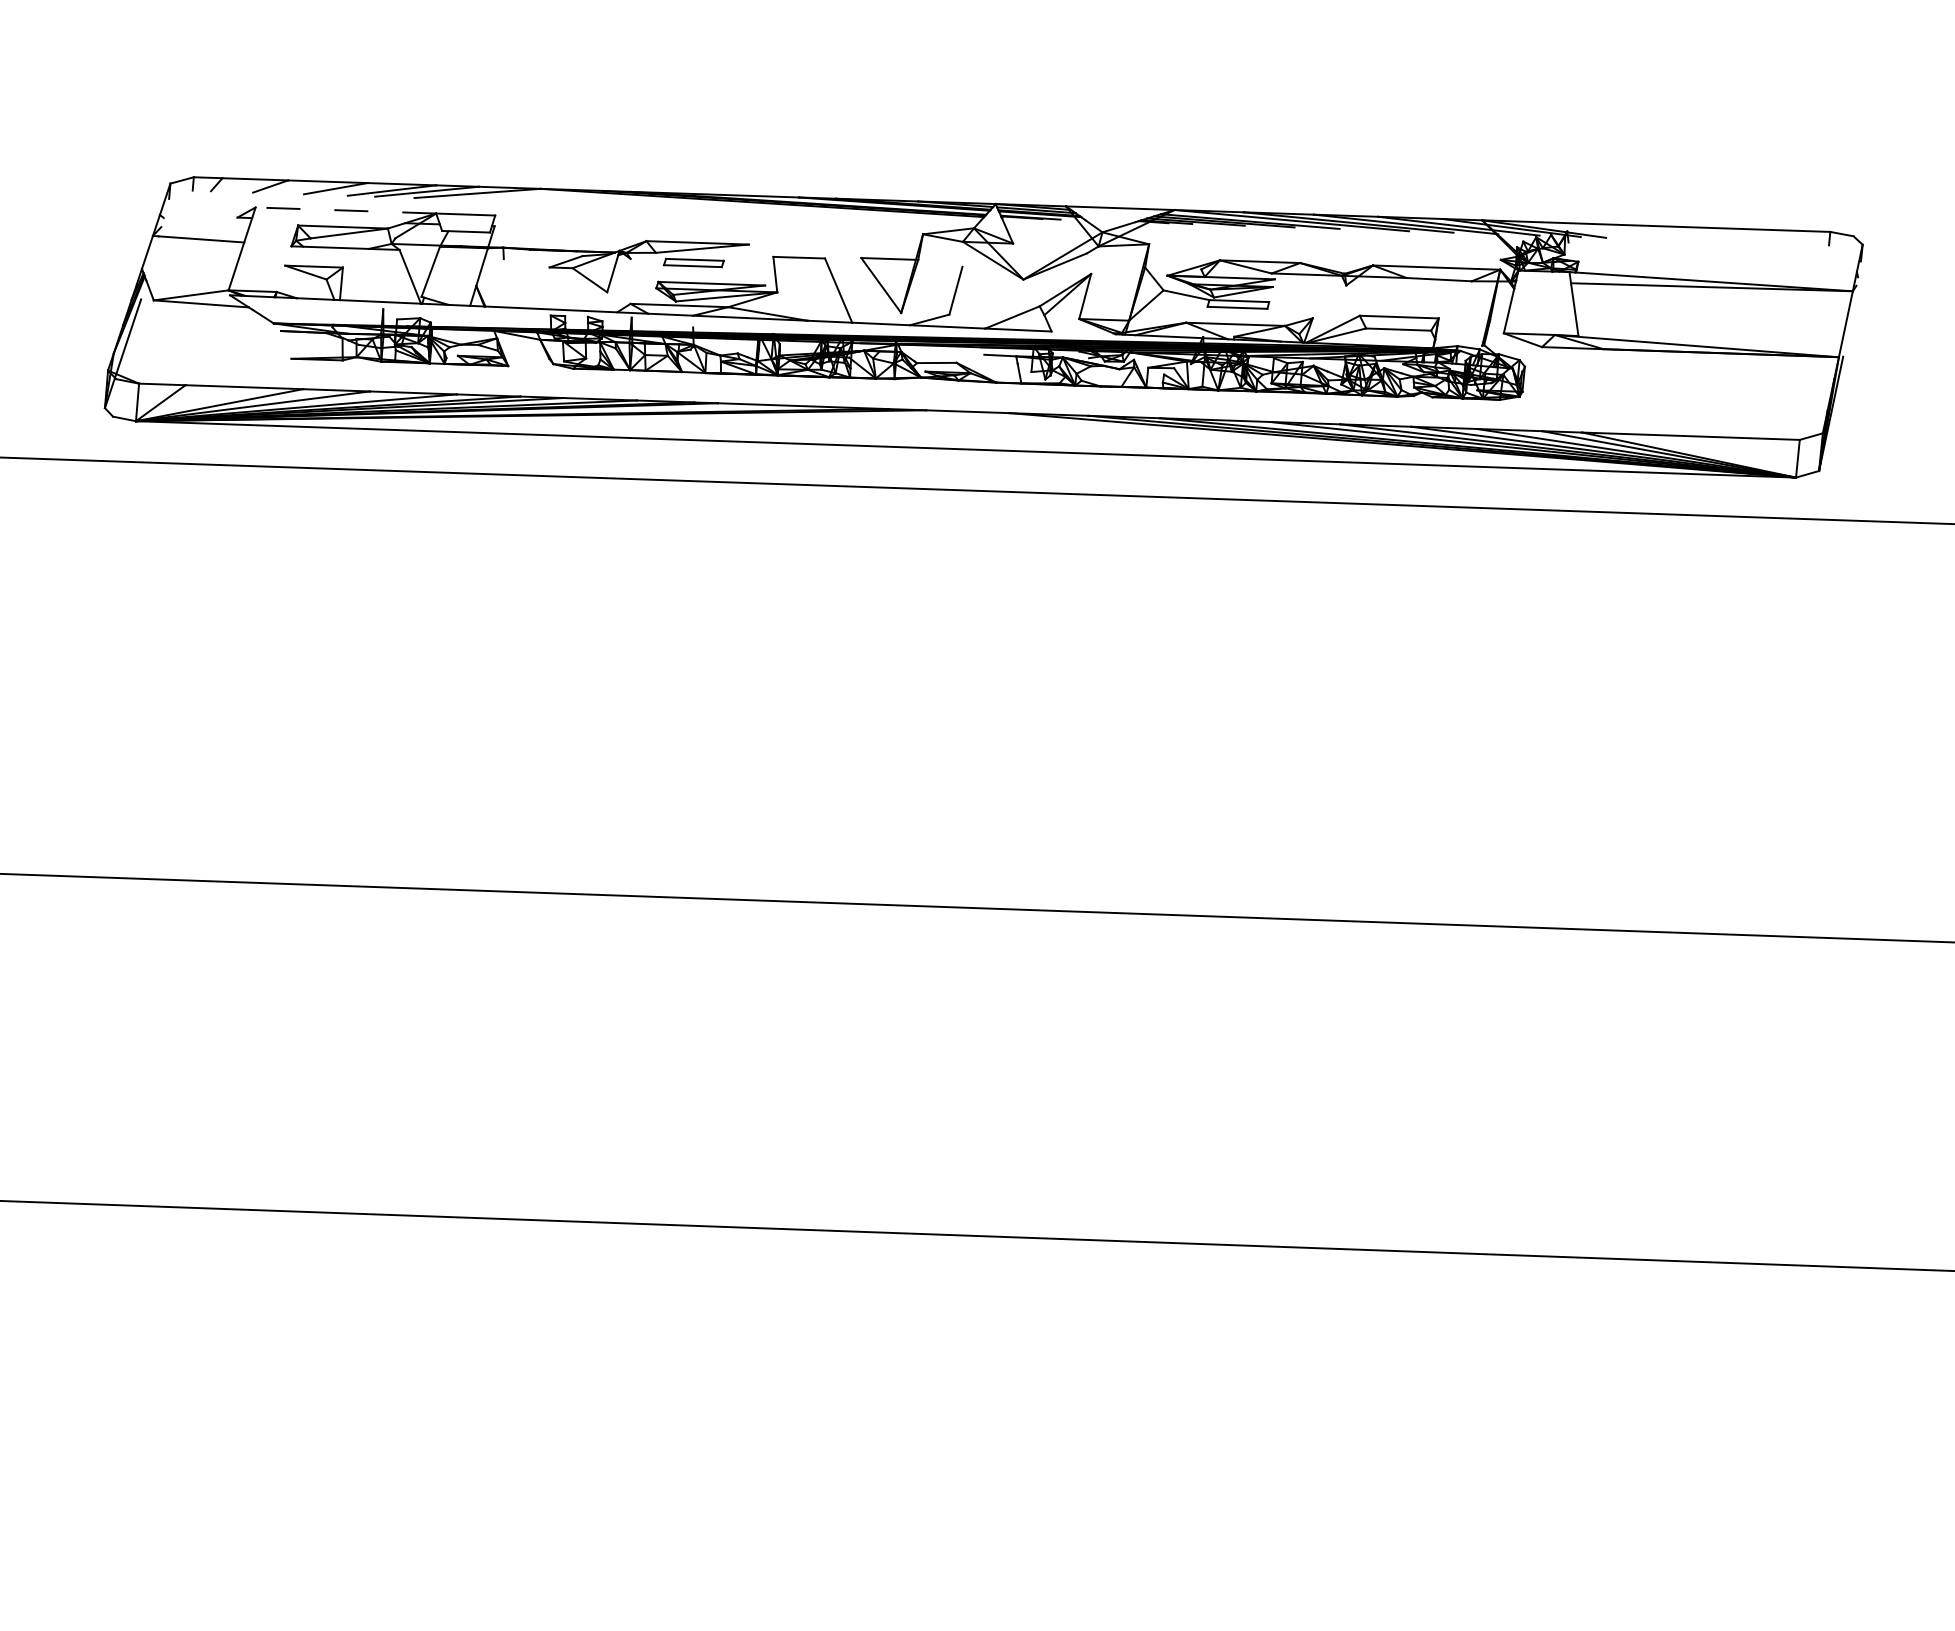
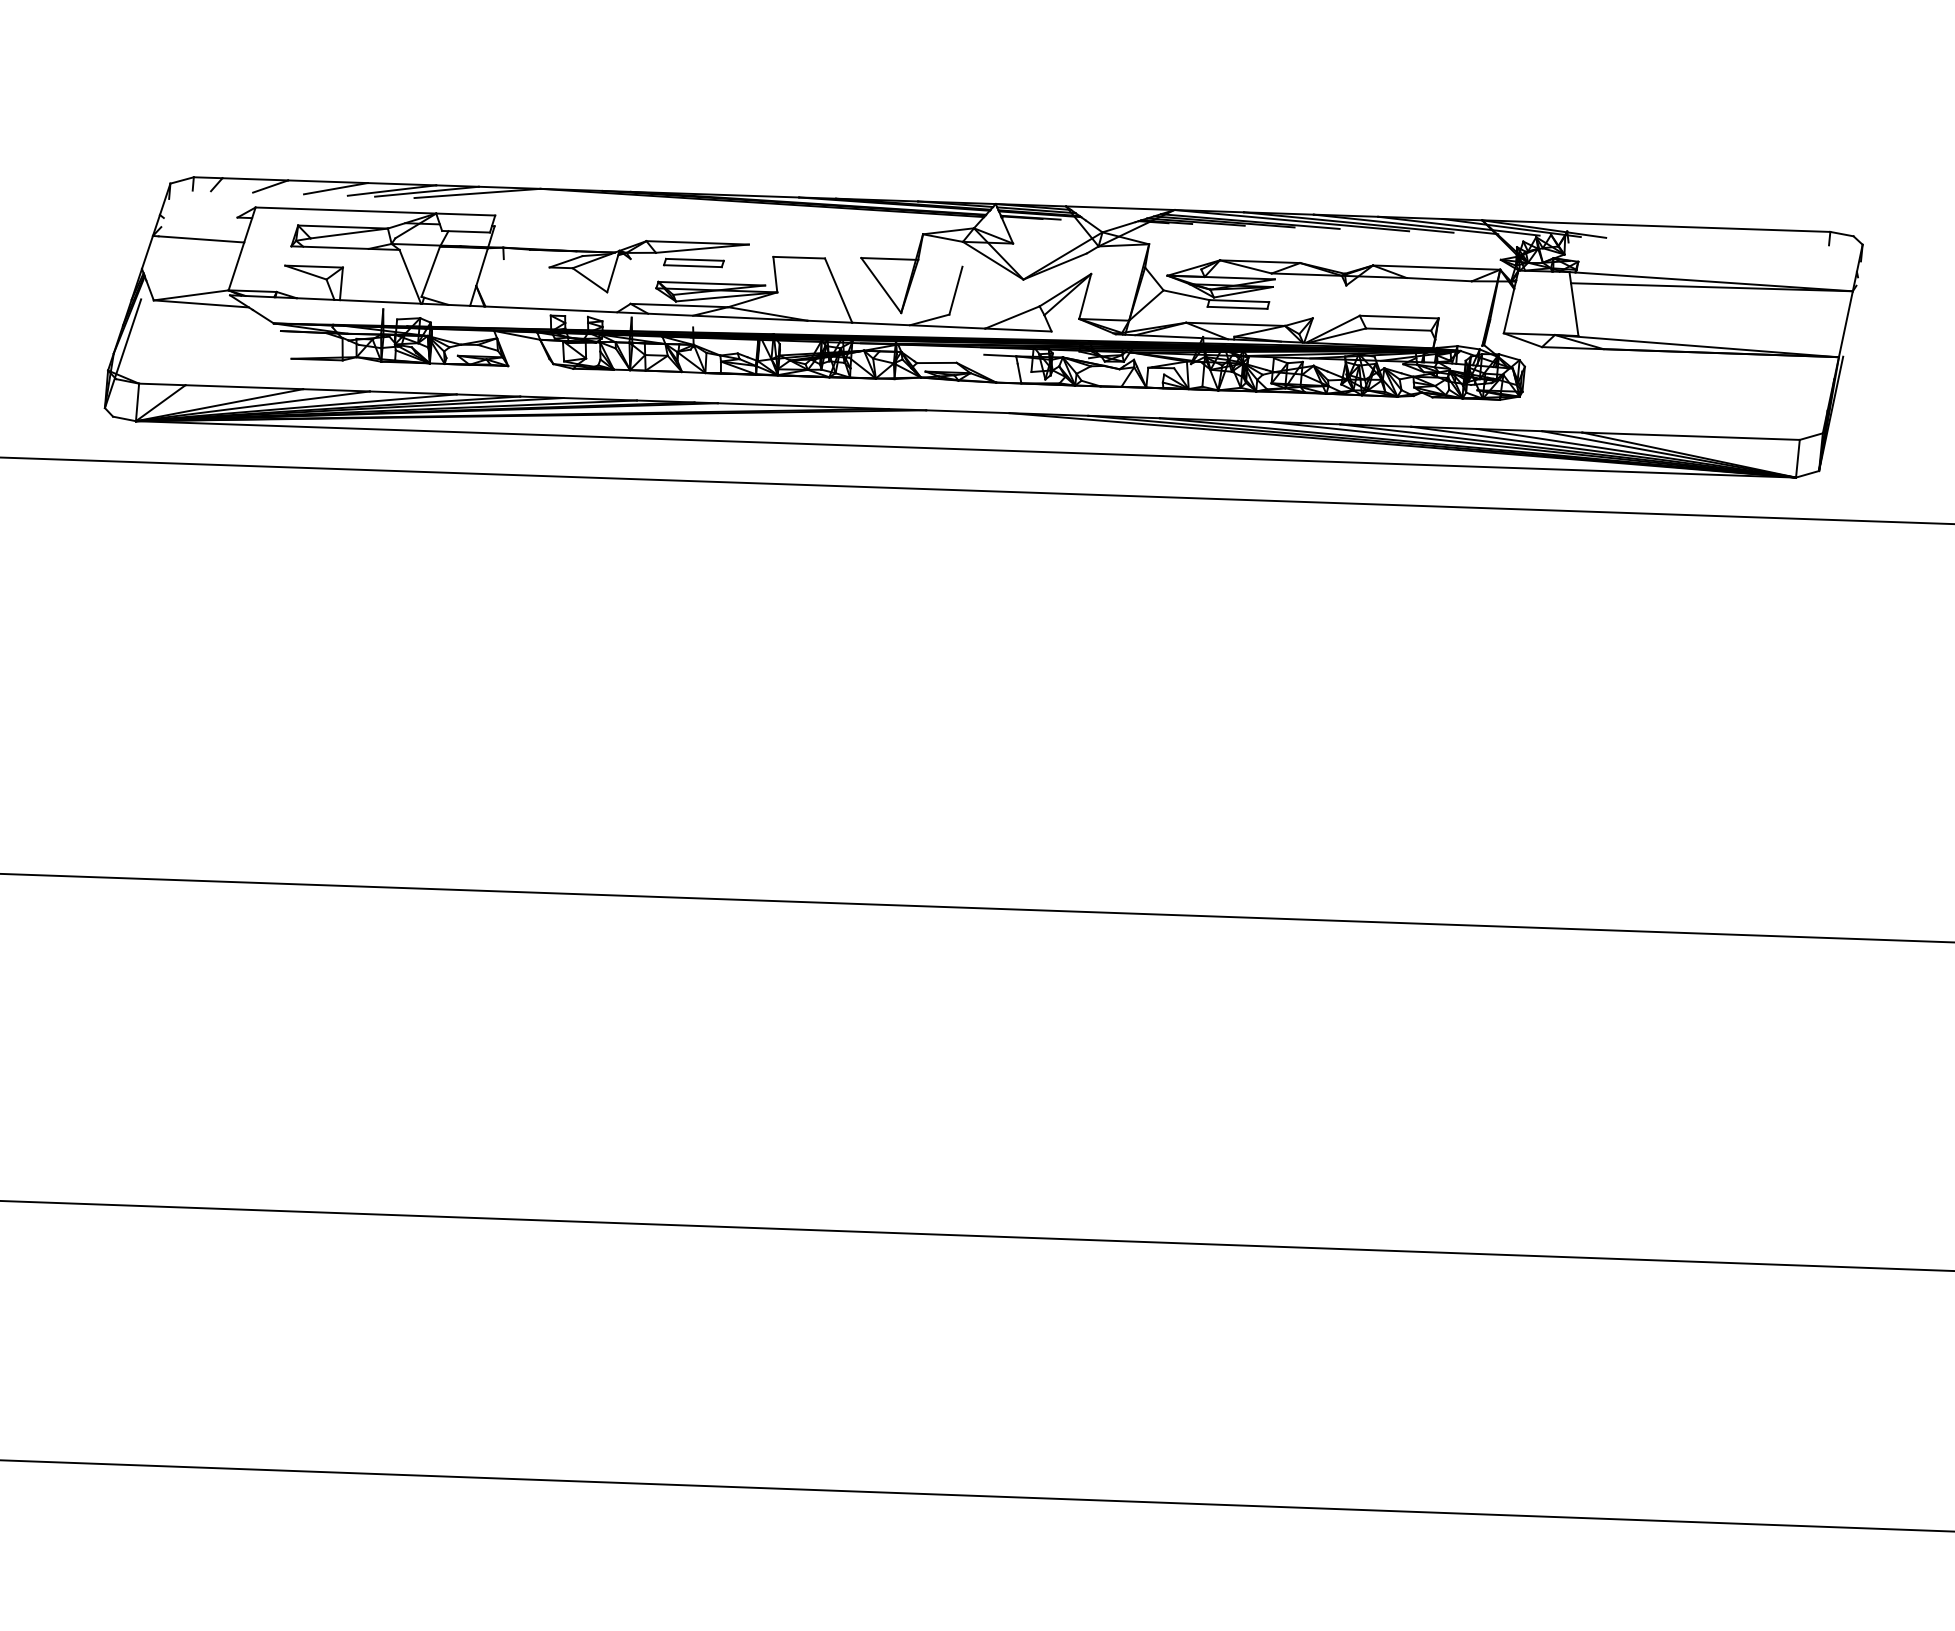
line: dashed -> solid (345, 210)
line: none -> present (976, 1495)
